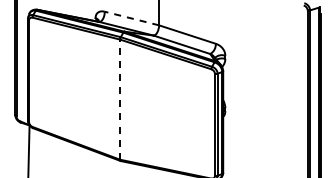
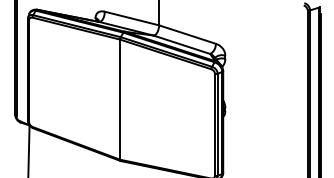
line: dashed -> solid (131, 18)
line: dashed -> solid (120, 99)
